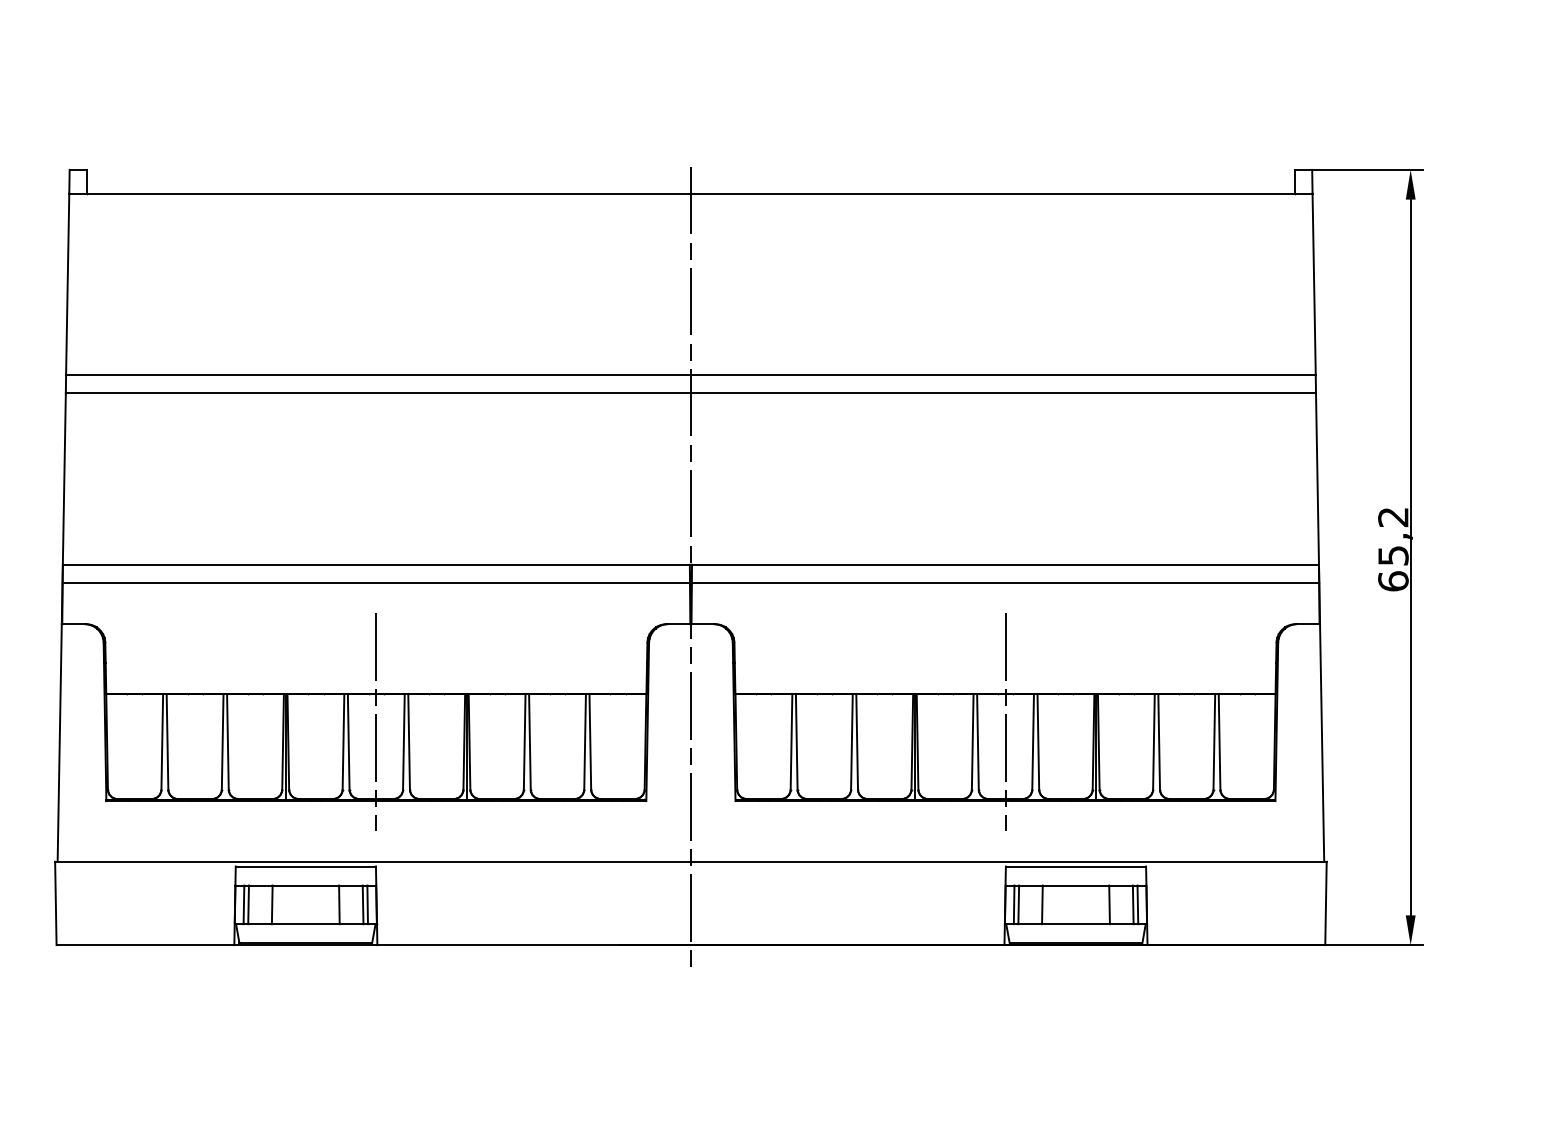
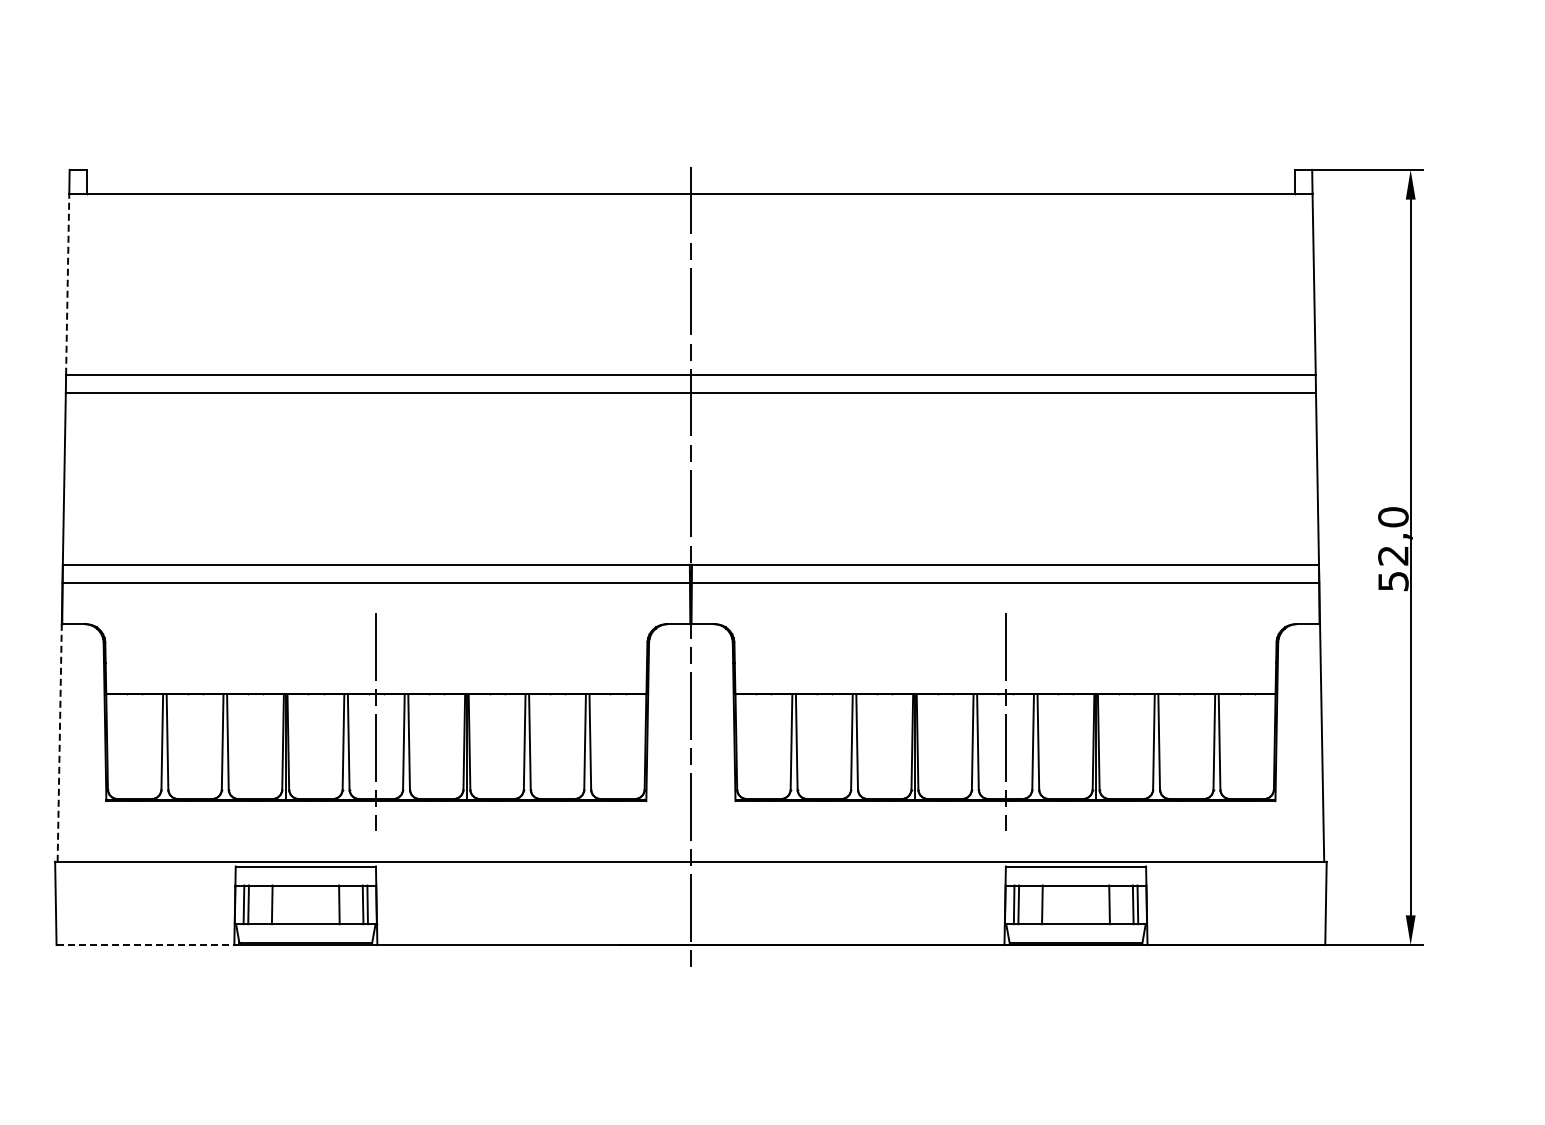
line: solid -> dashed (67, 284)
text: 65,2 -> 52,0 (1393, 549)
line: solid -> dashed (59, 742)
line: solid -> dashed (145, 945)
